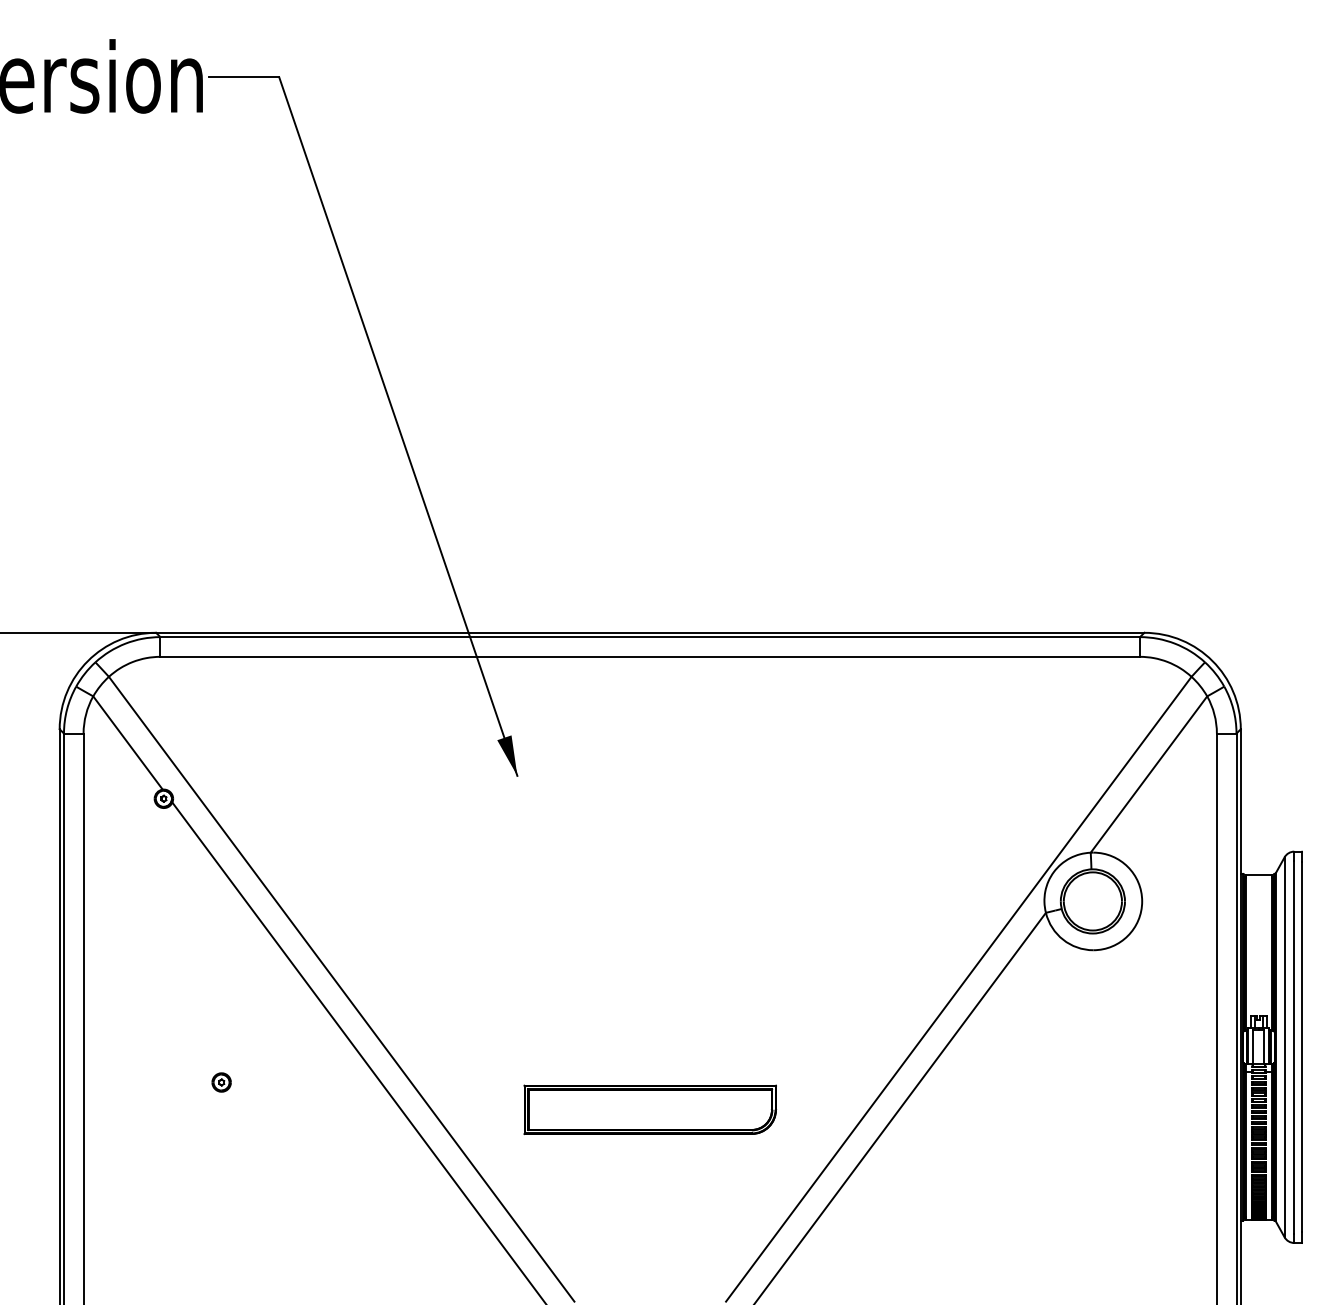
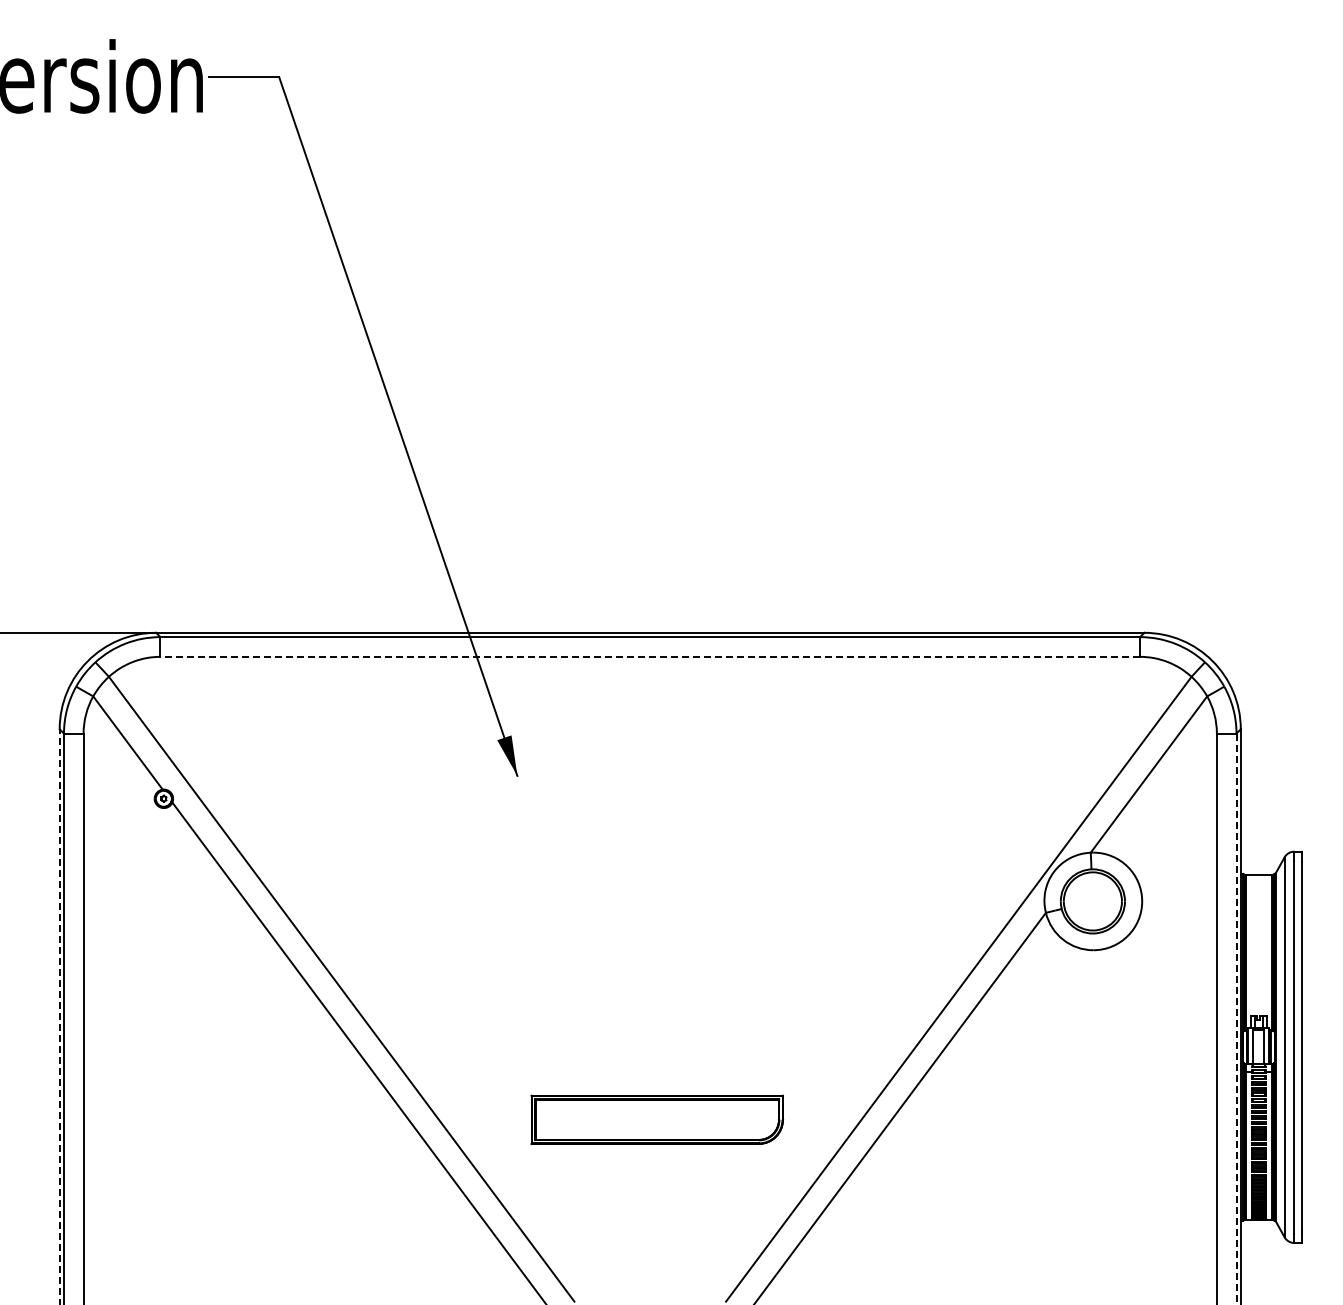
line: solid -> dashed (650, 656)
line: solid -> dashed (59, 1016)
line: solid -> dashed (1236, 1018)
part: present -> none (221, 1082)
part position: (649, 1109) -> (656, 1119) (656, 1119)
